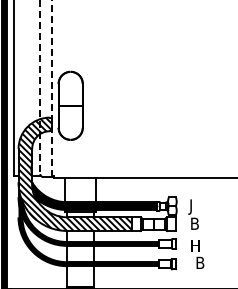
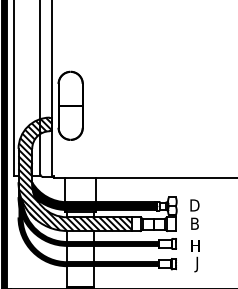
line: dashed -> solid (40, 87)
line: dashed -> solid (52, 88)
text: J -> D (193, 206)
text: B -> J (199, 264)
